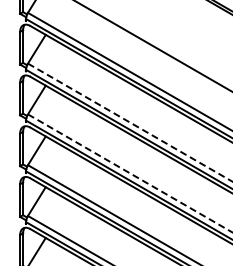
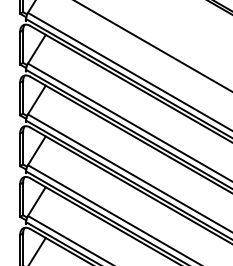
line: dashed -> solid (130, 122)
line: dashed -> solid (130, 173)
